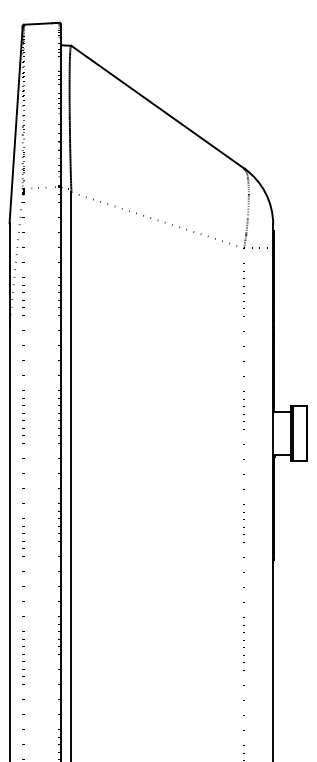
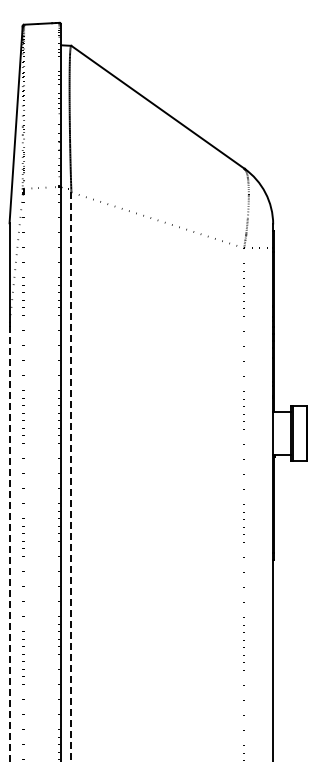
line: solid -> dashed (71, 477)
line: solid -> dashed (9, 543)
